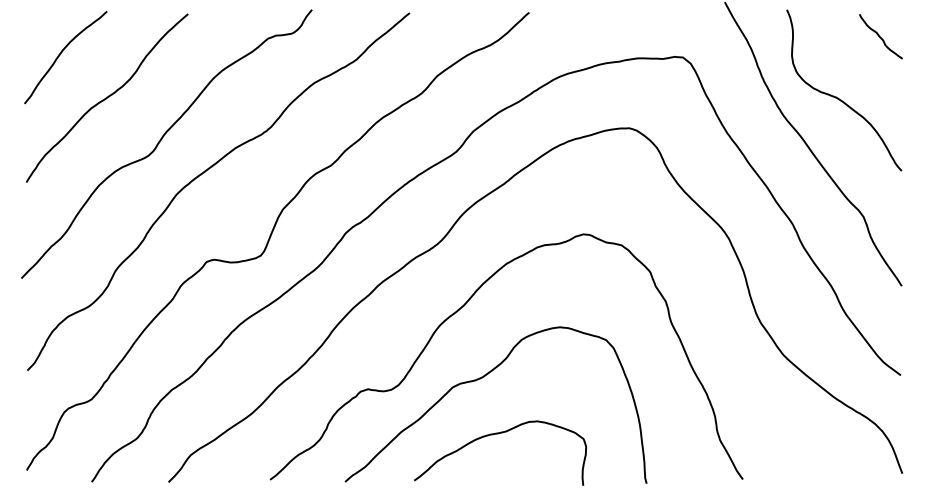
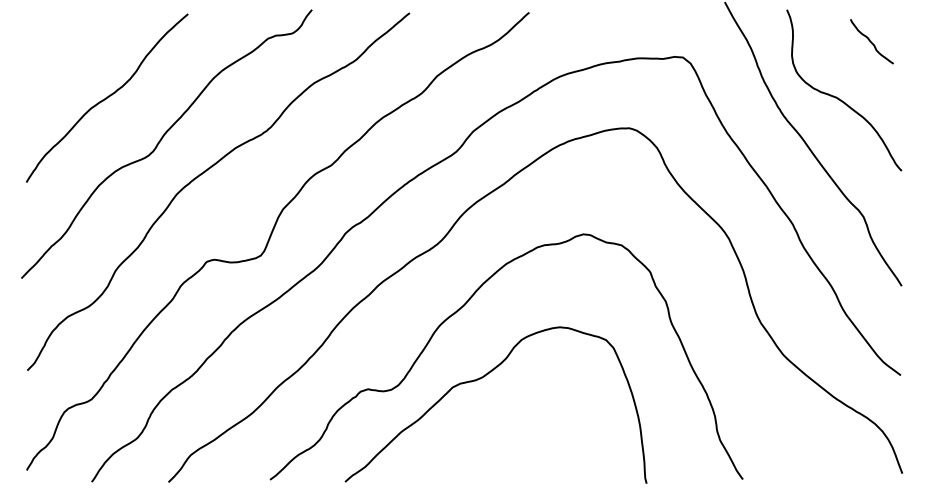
curve position: (880, 36) -> (871, 41) (871, 41)
curve: present -> none (60, 55)
curve: present -> none (498, 434)
